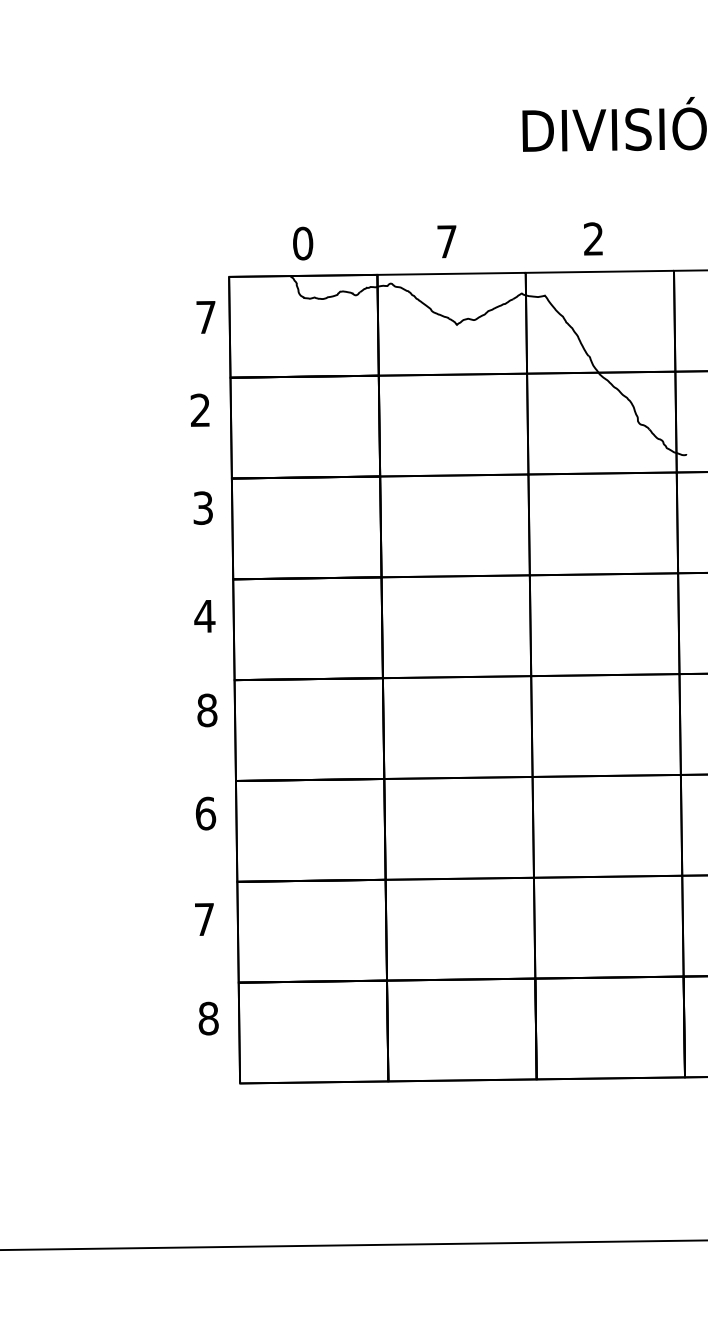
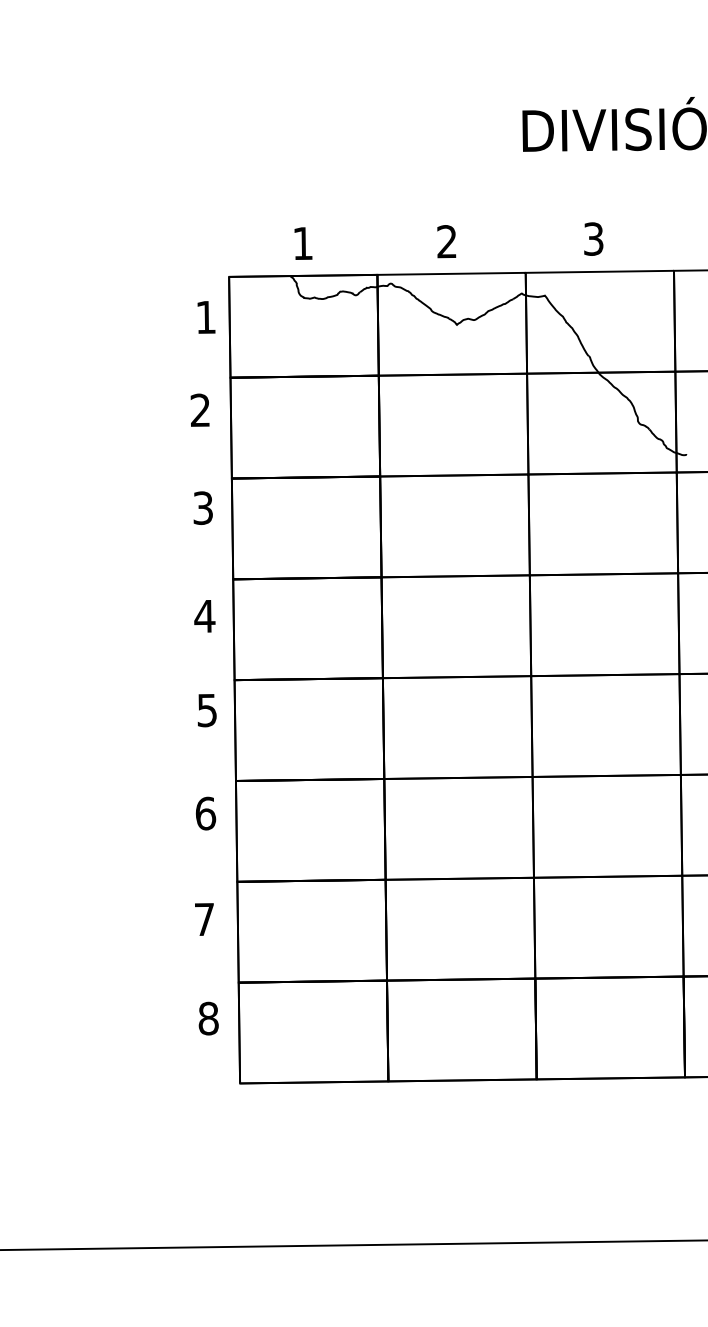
text: 2 -> 3 (593, 238)
text: 7 -> 2 (446, 241)
text: 0 -> 1 (303, 243)
text: 7 -> 1 (205, 317)
text: 8 -> 5 (207, 710)
